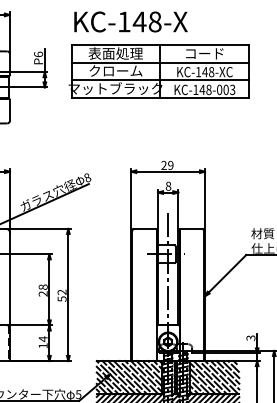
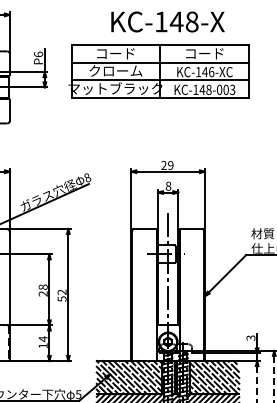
text position: (130, 21) -> (167, 21) (167, 21)
text: 表面処理 -> コード (115, 53)
text: KC-148-XC -> KC-146-XC (211, 72)
line: solid -> dashed (274, 379)
line: solid -> dashed (257, 384)
